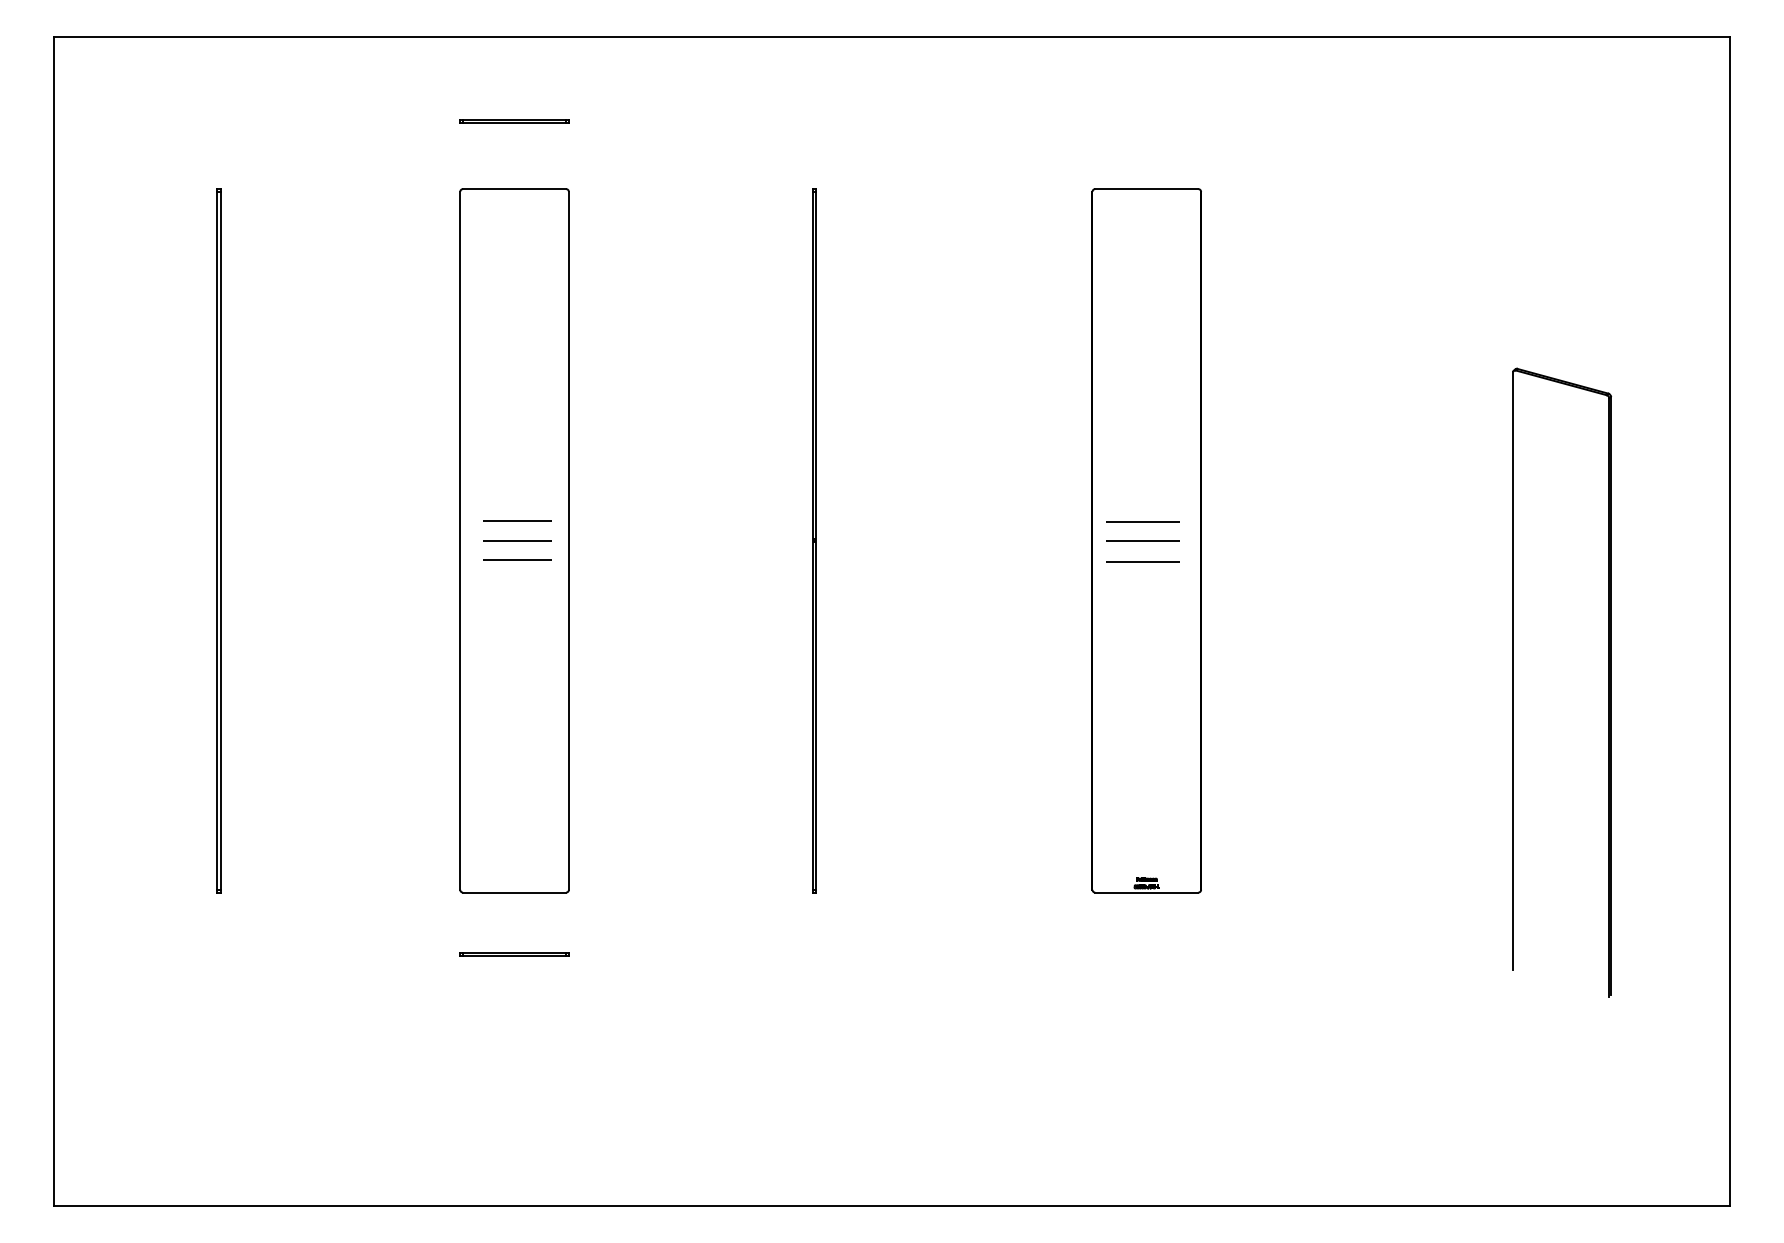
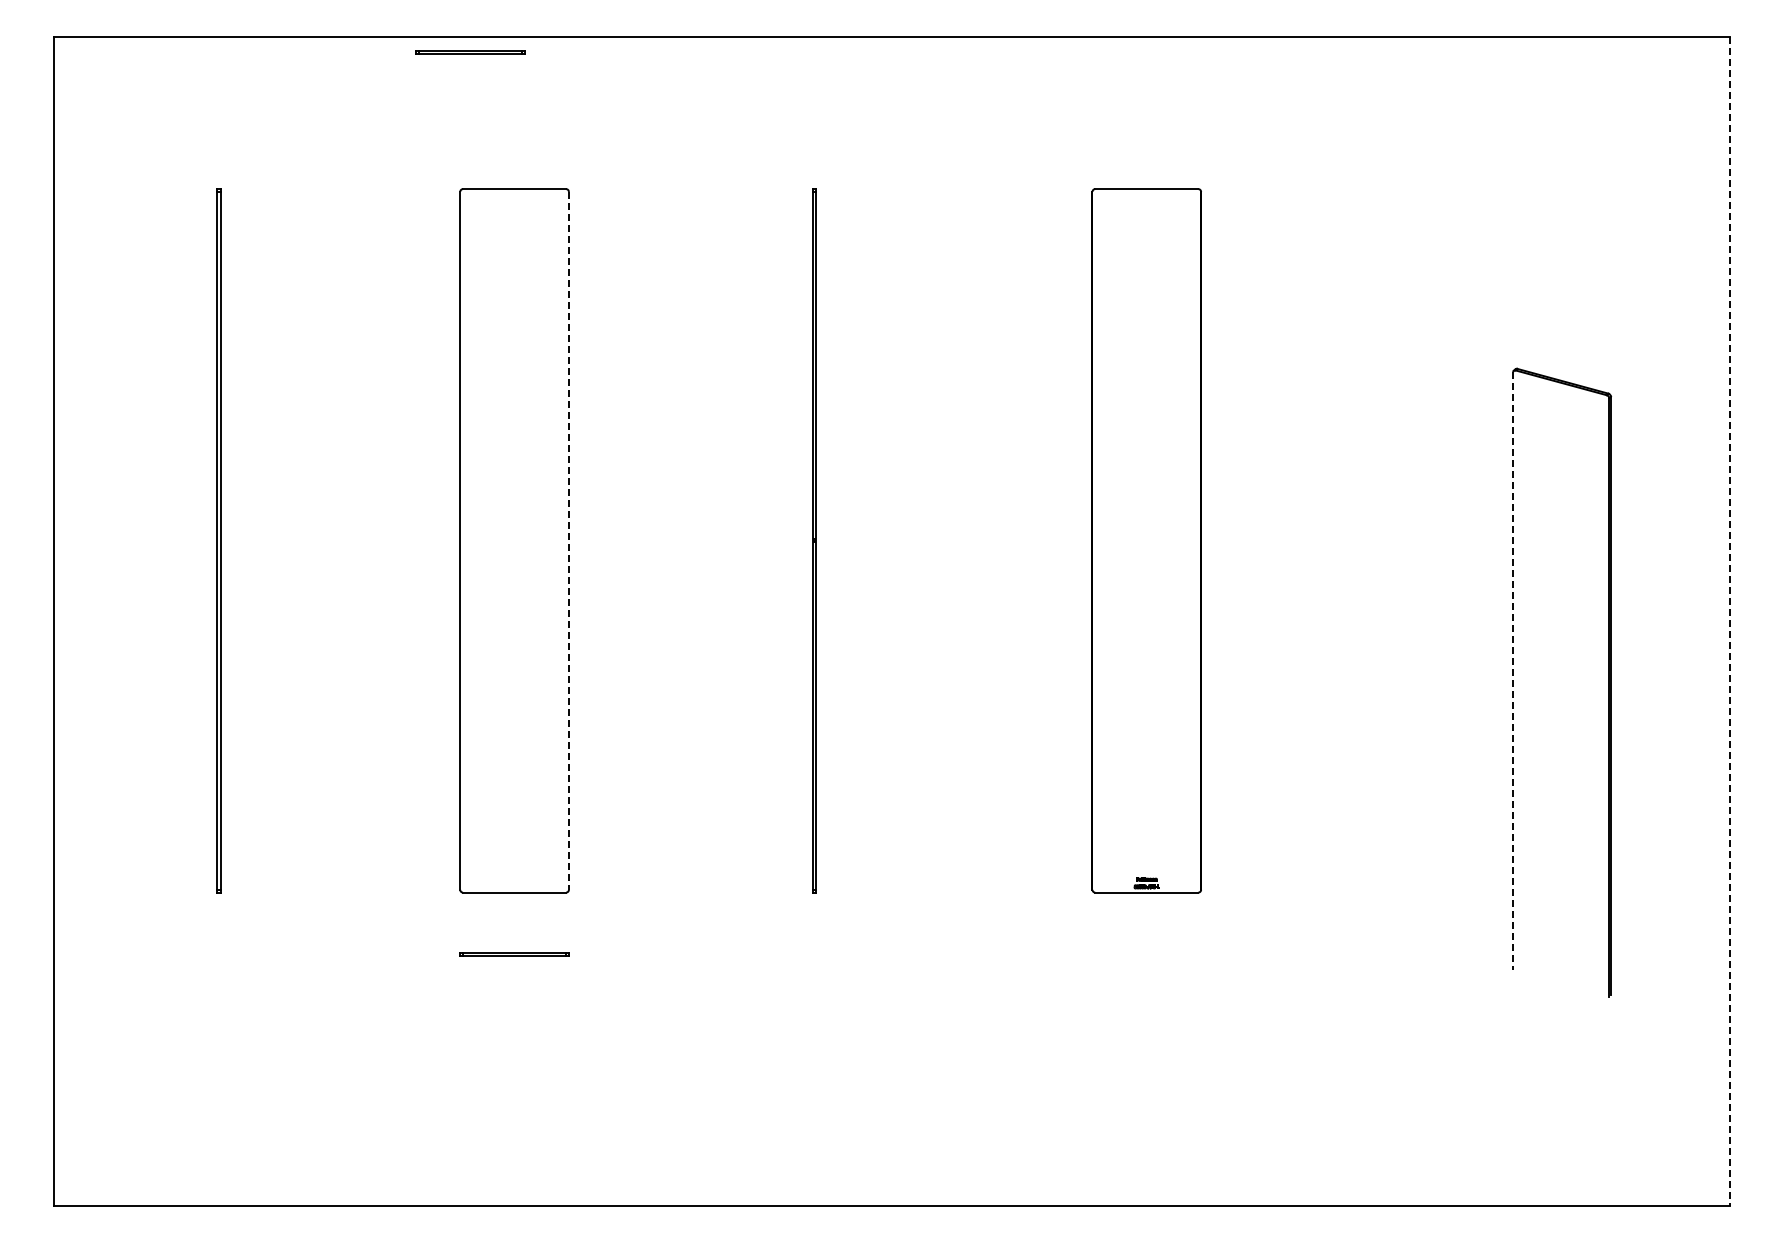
line position: (514, 120) -> (470, 51) (470, 51)
line: present -> none (516, 521)
line: present -> none (1146, 521)
line: present -> none (516, 540)
line: solid -> dashed (568, 540)
line: present -> none (1146, 540)
line: present -> none (516, 560)
line: present -> none (1146, 561)
line: solid -> dashed (1730, 621)
line: solid -> dashed (1513, 671)
